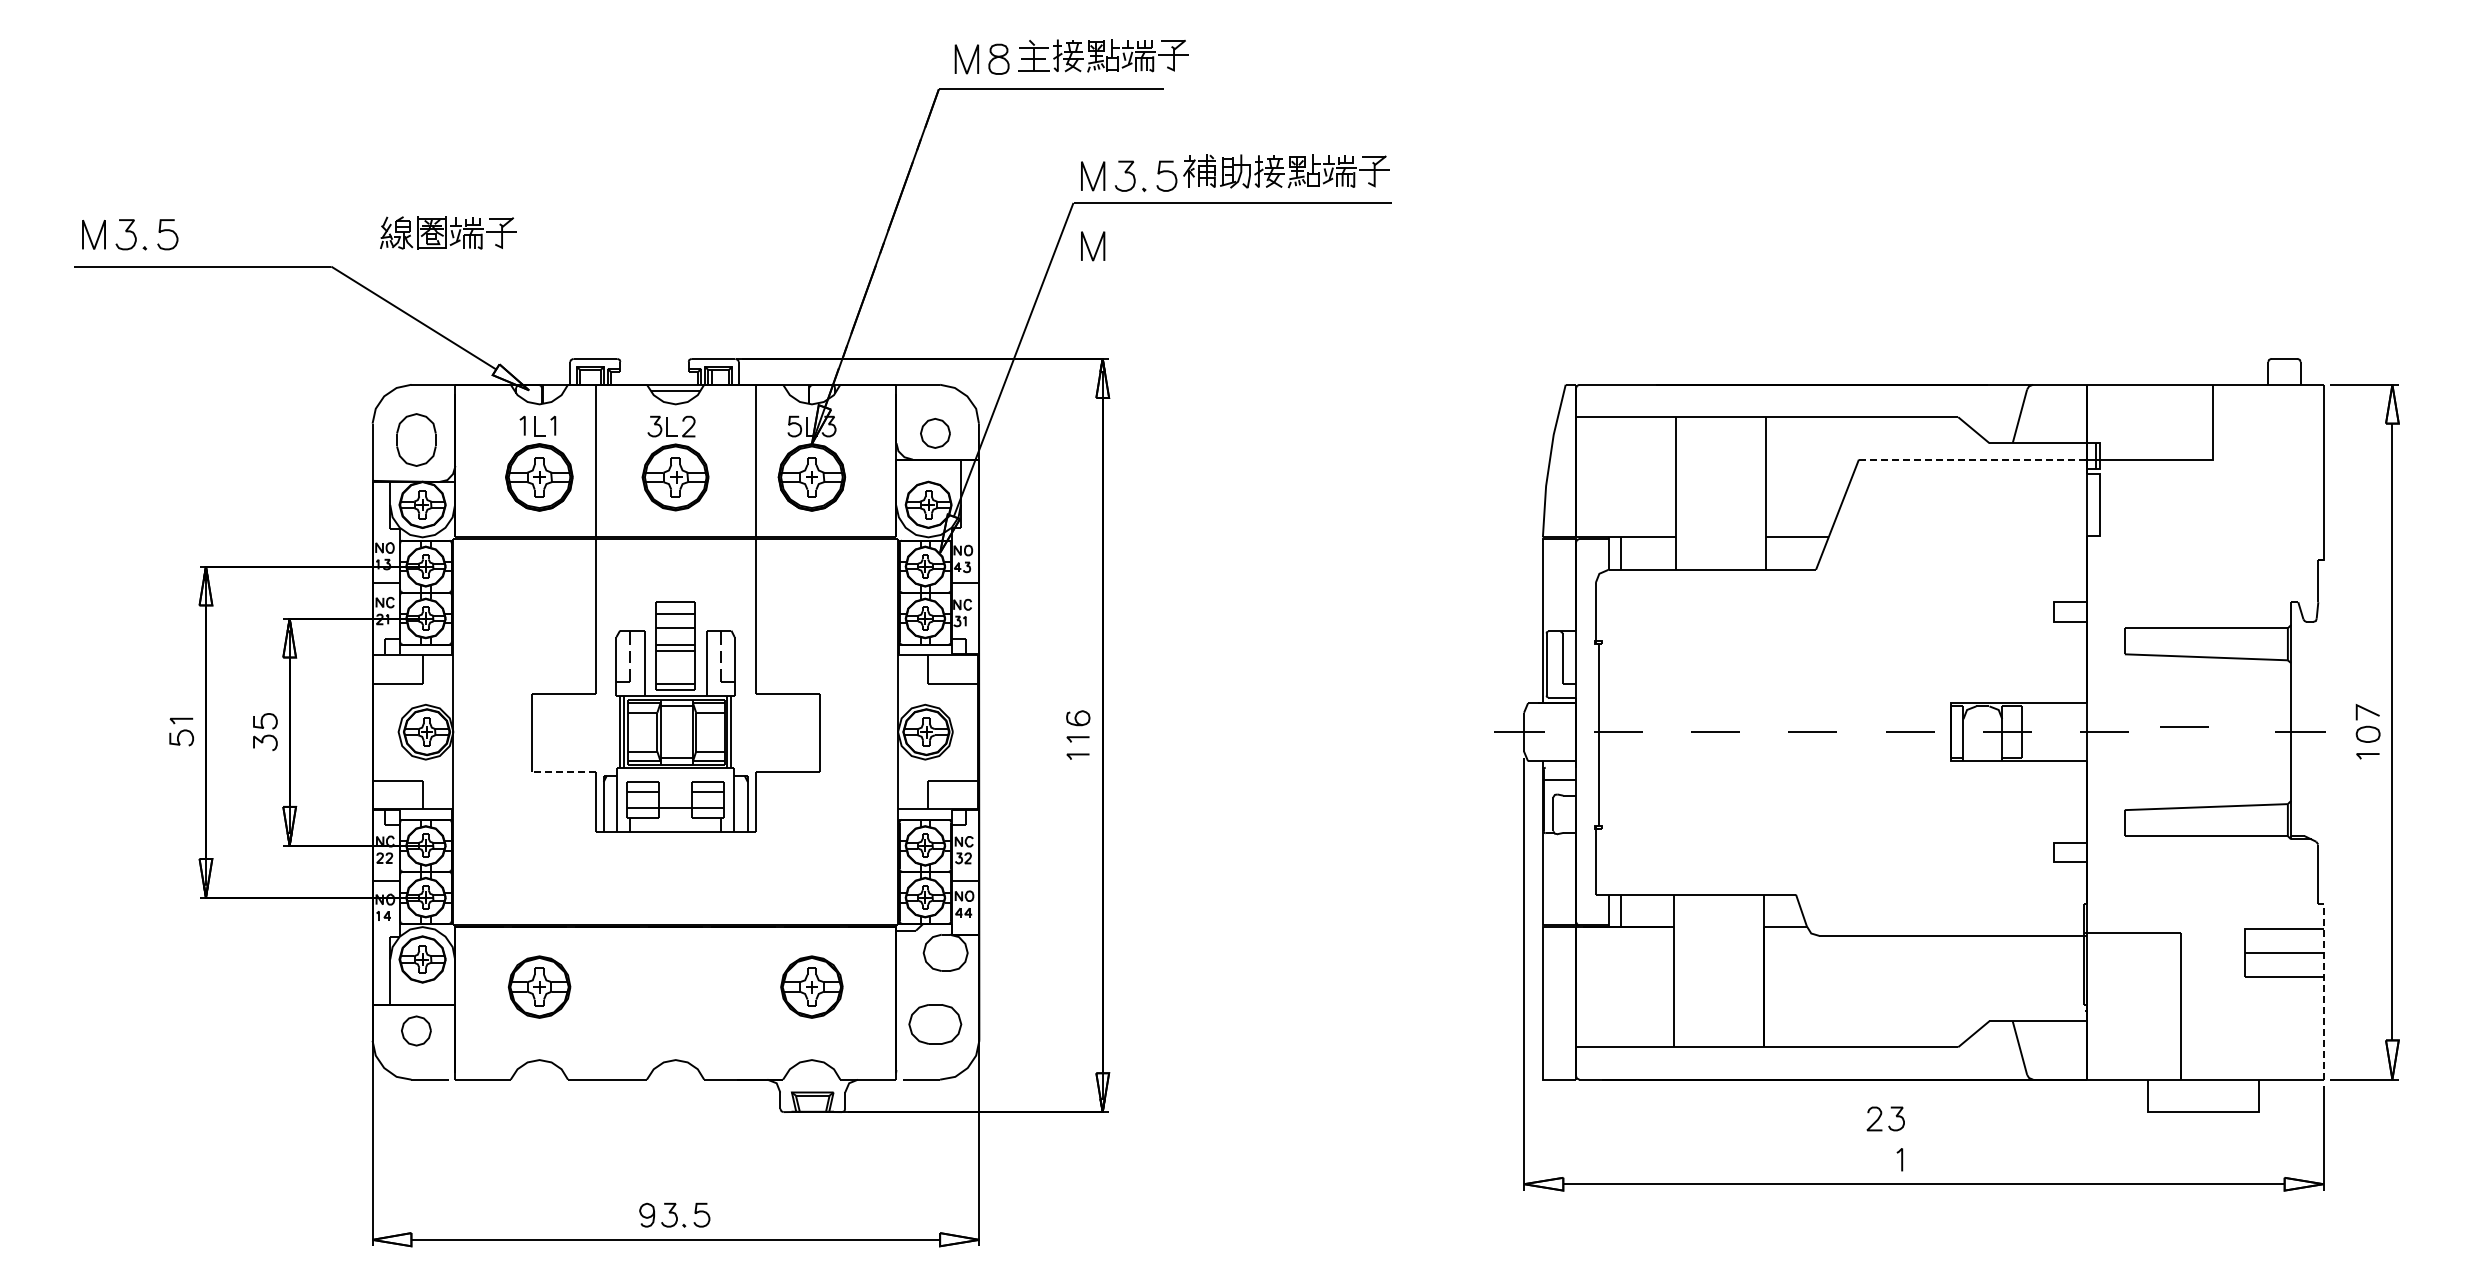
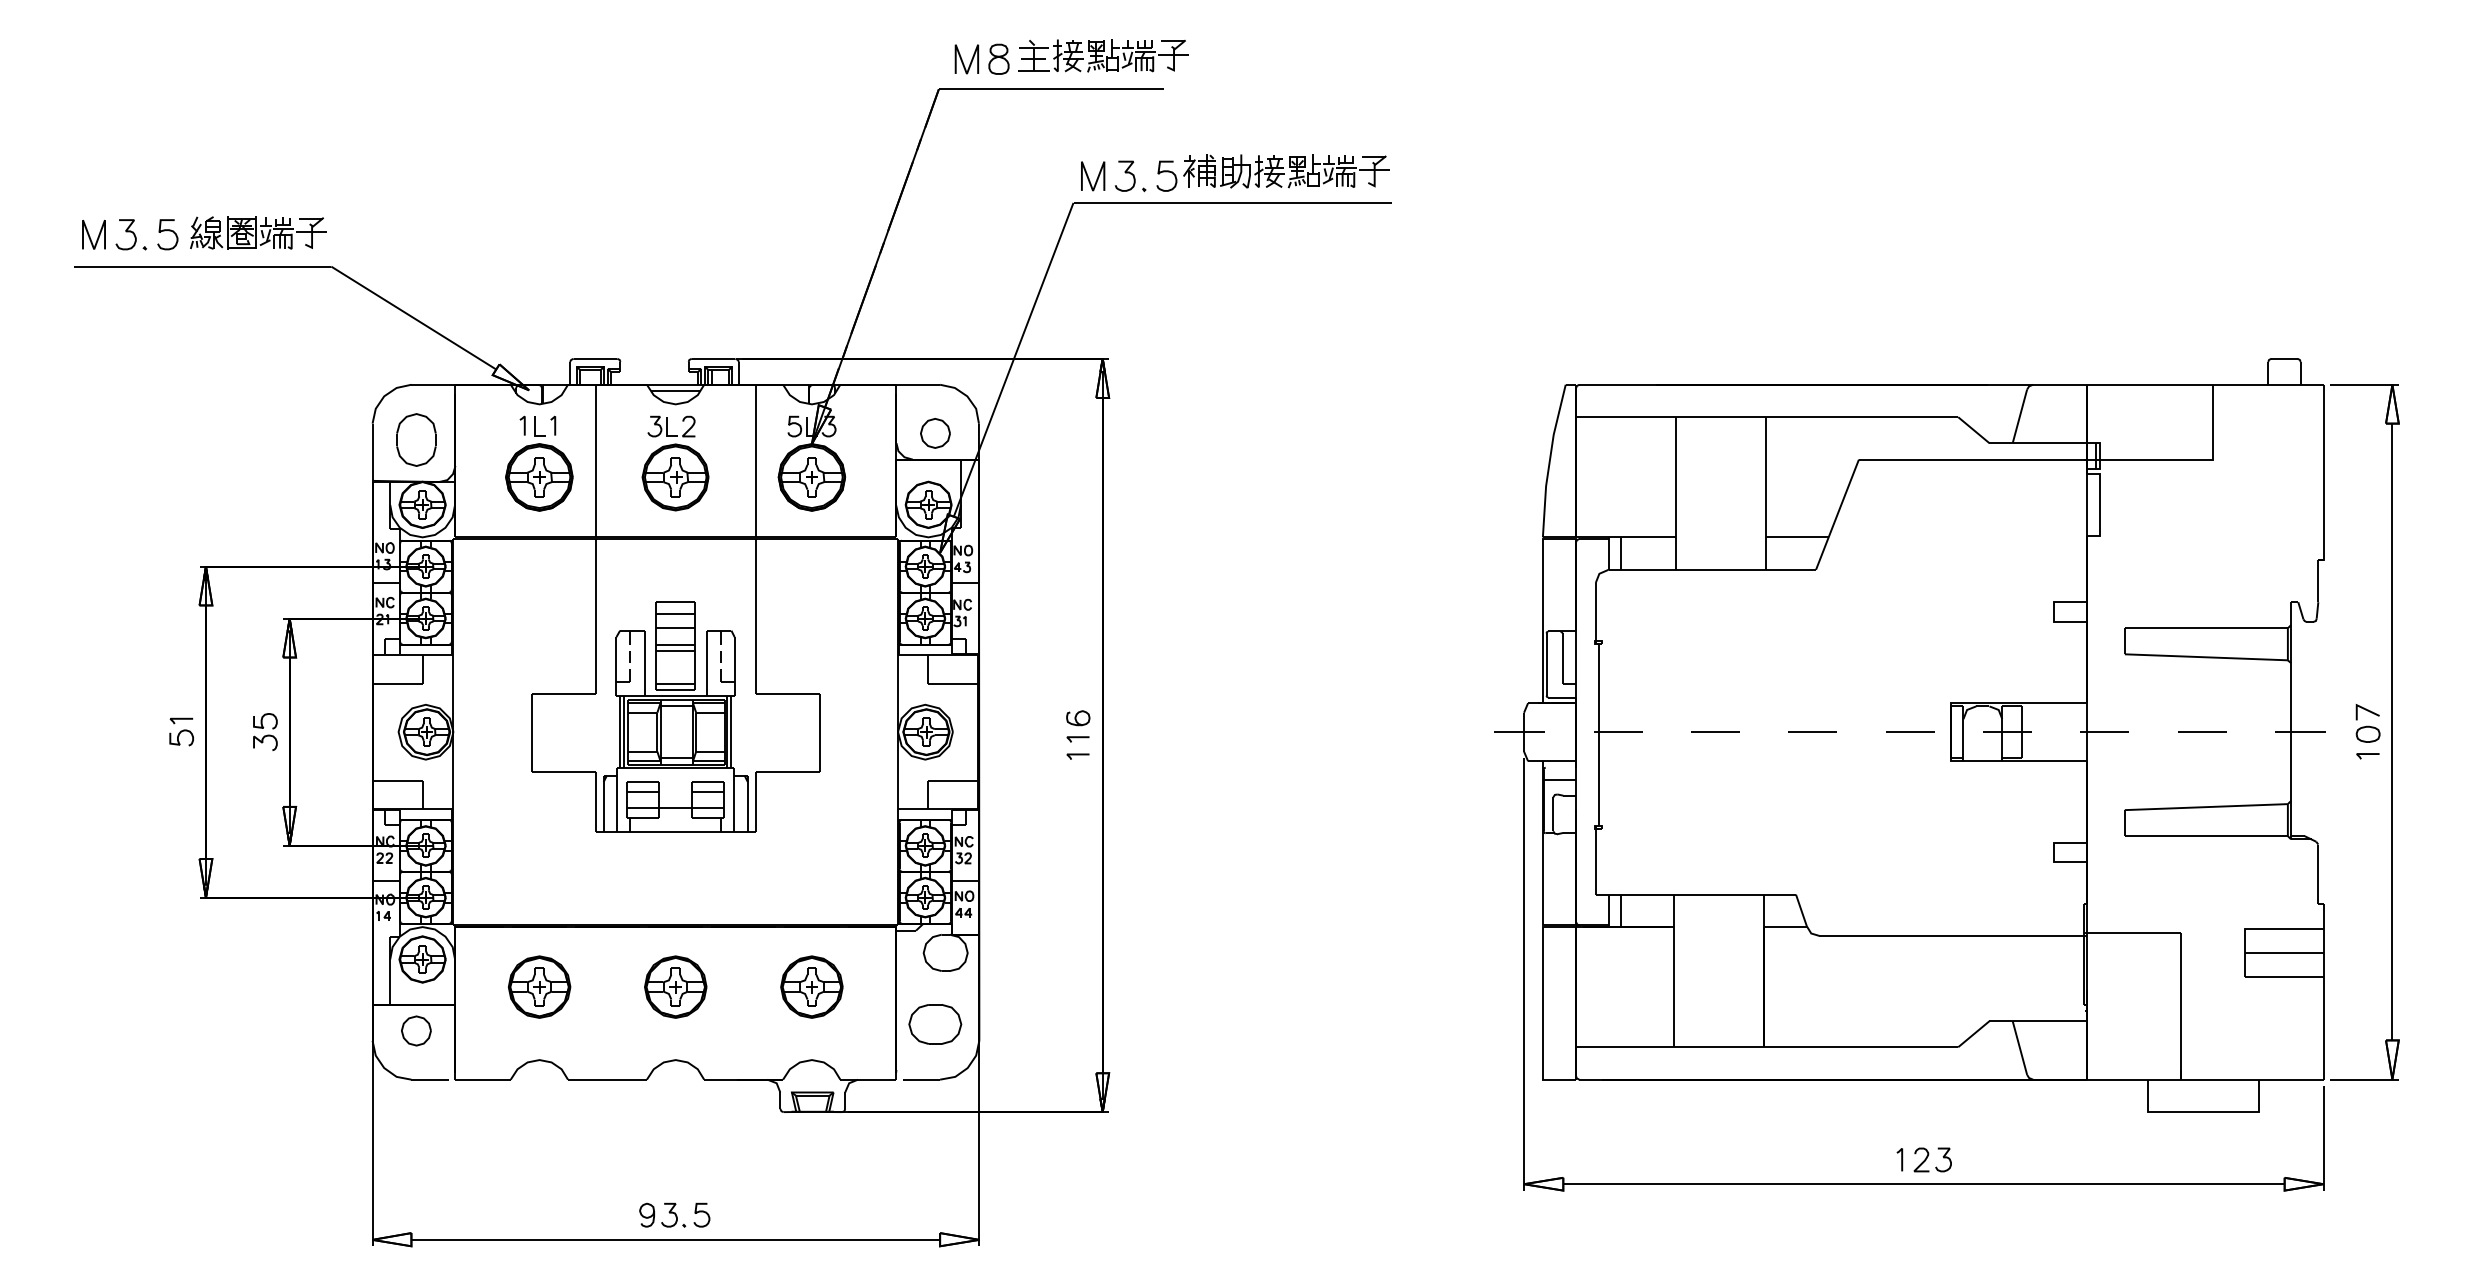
part position: (448, 232) -> (258, 232) (258, 232)
line: present -> none (1096, 248)
line: dashed -> solid (1972, 459)
line position: (2184, 726) -> (2202, 731) (2202, 731)
line: dashed -> solid (563, 771)
part: none -> present (675, 986)
line: dashed -> solid (2323, 991)
part position: (1885, 1118) -> (1932, 1159) (1932, 1159)
